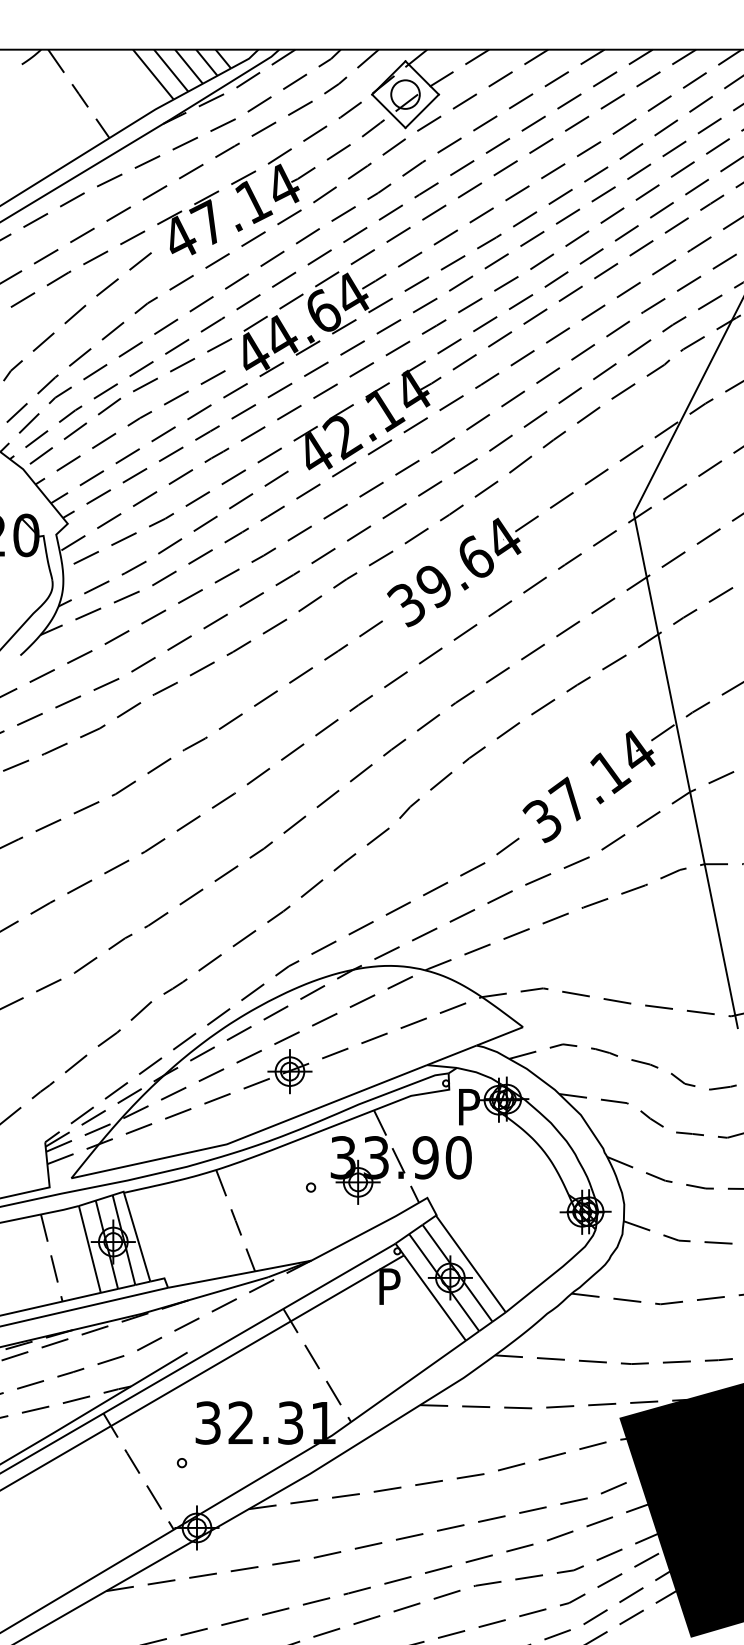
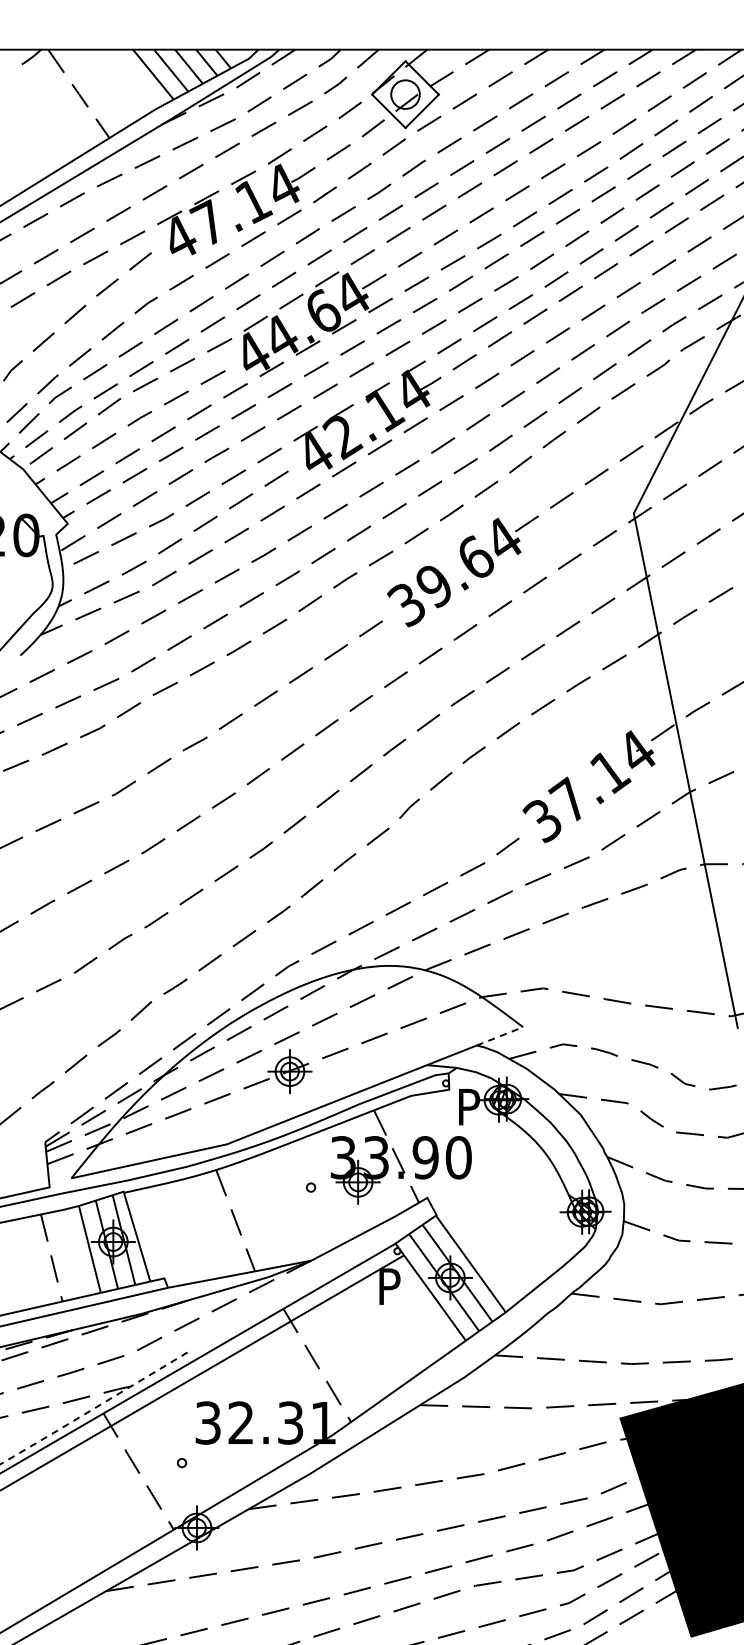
line: solid -> dashed (499, 1036)
line: solid -> dashed (93, 1408)
